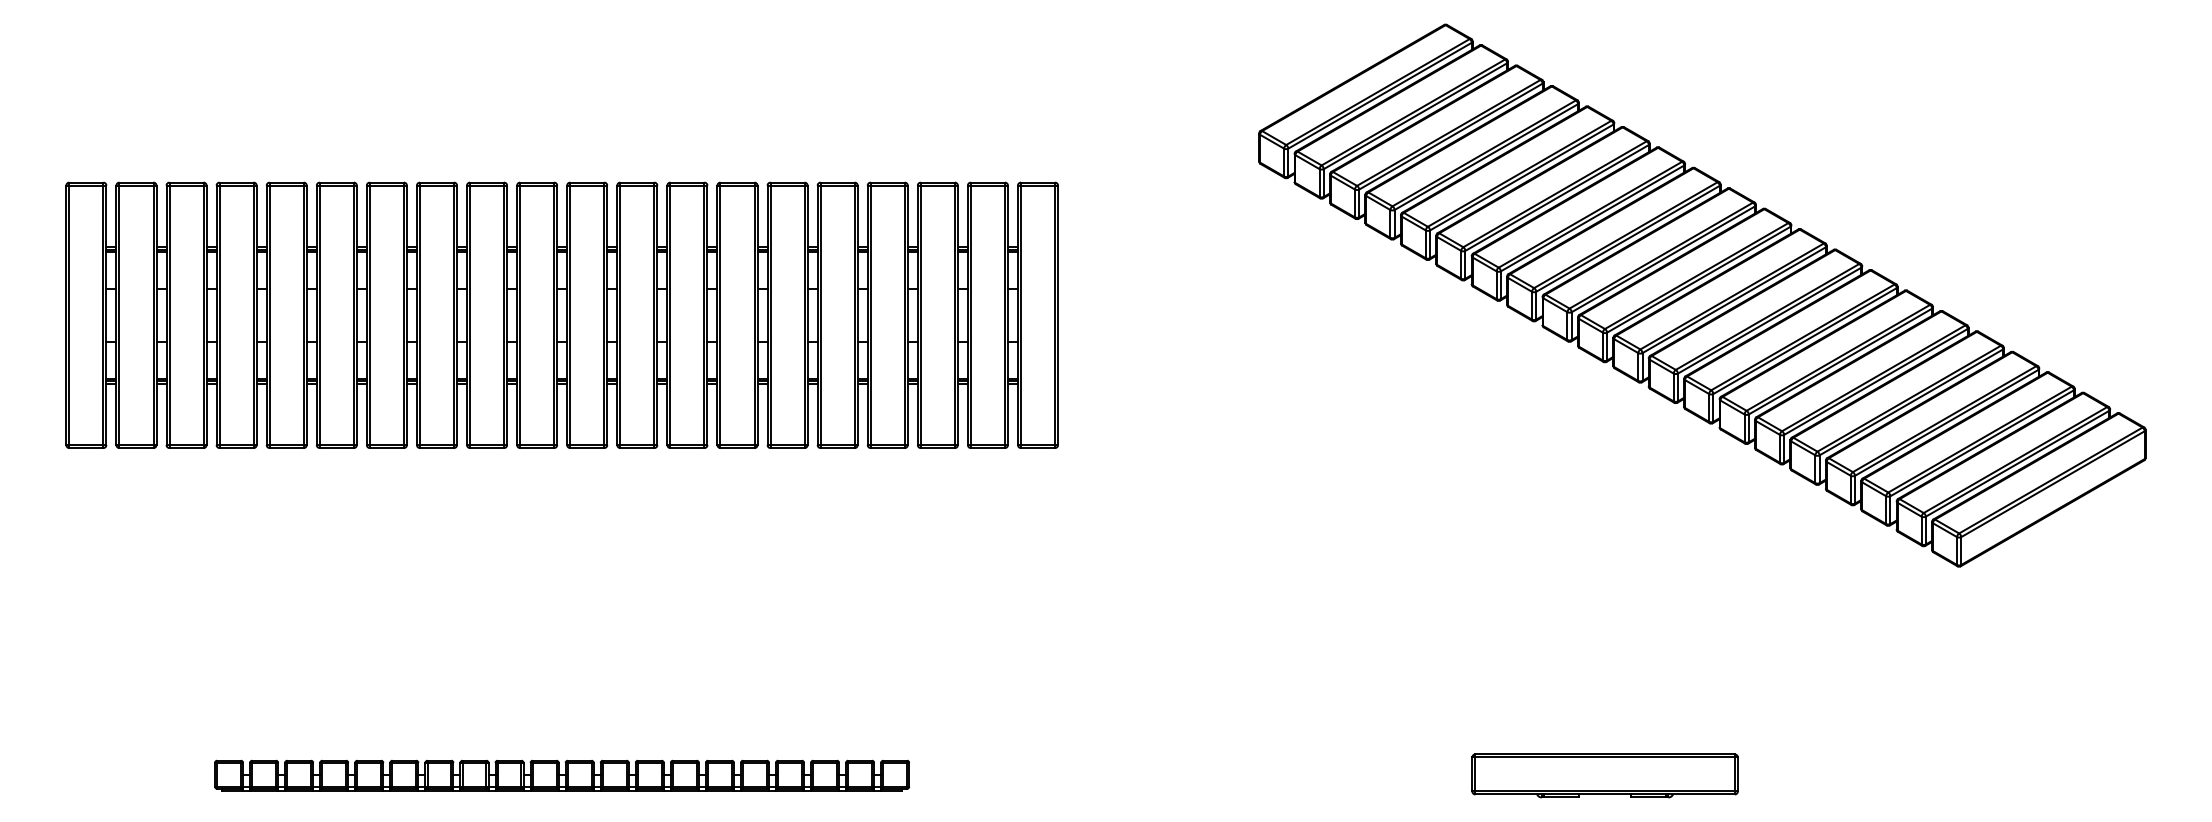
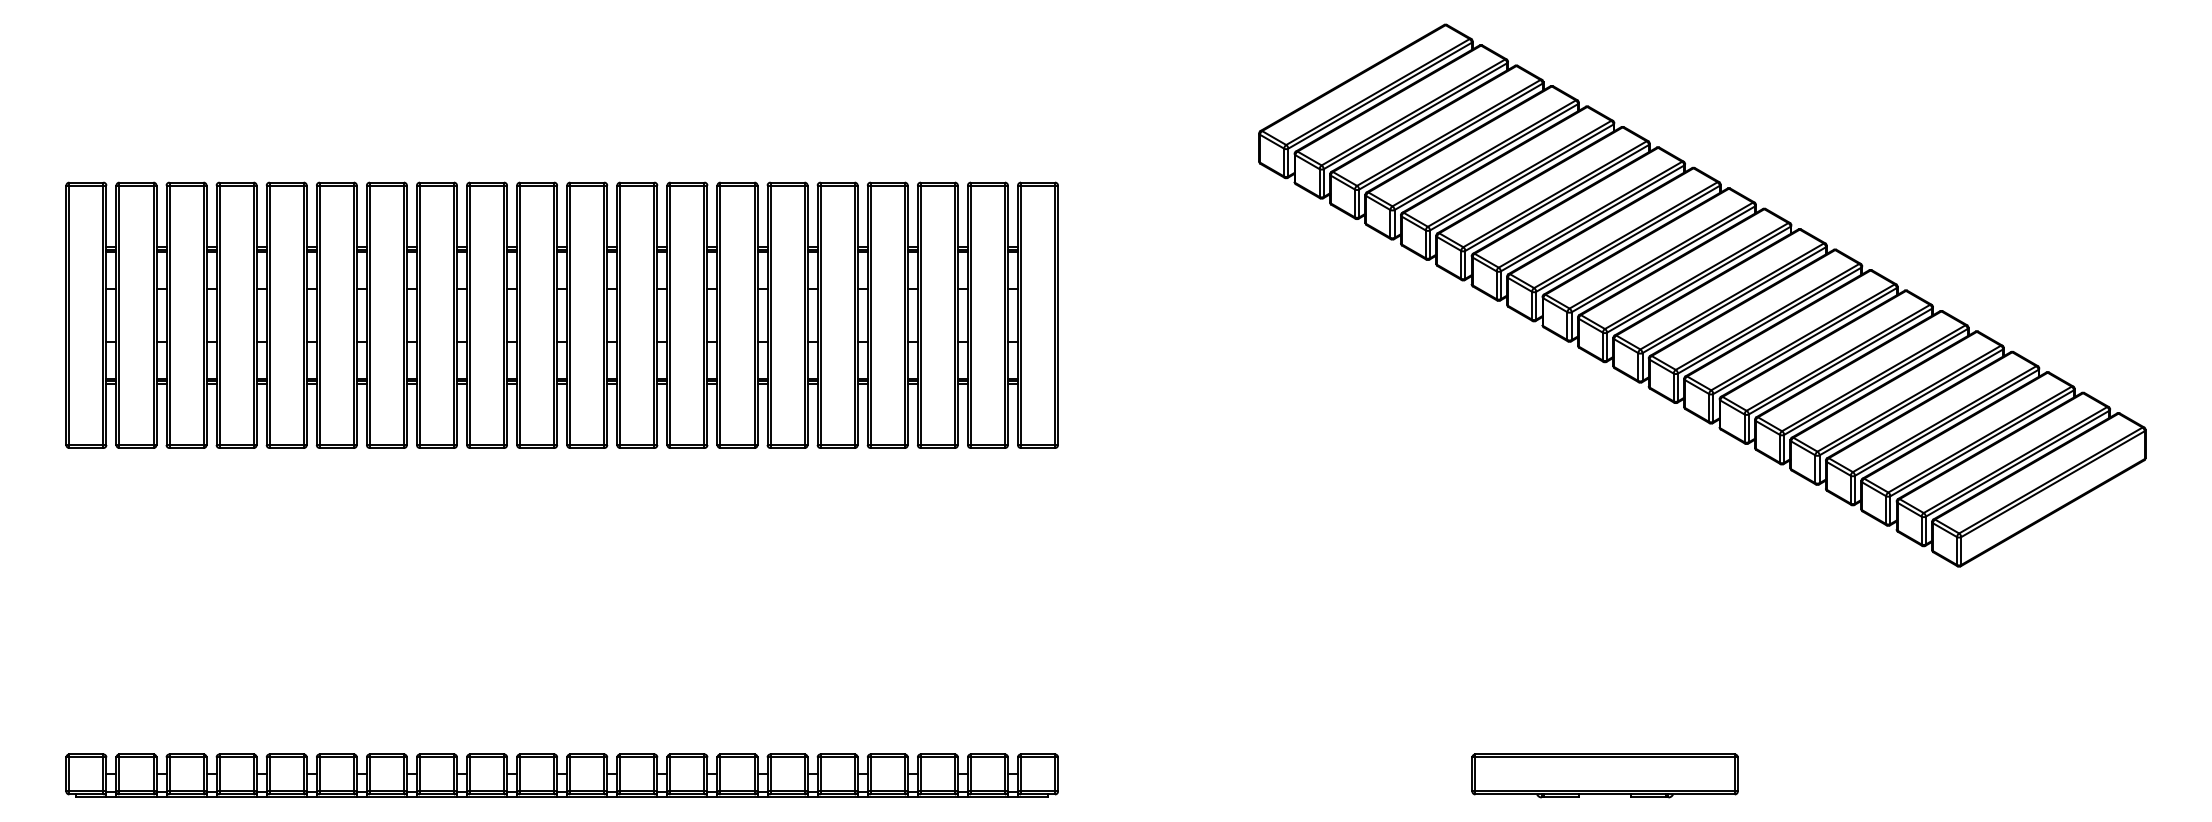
part size: 696x33 px -> 994x45 px (561, 775)
